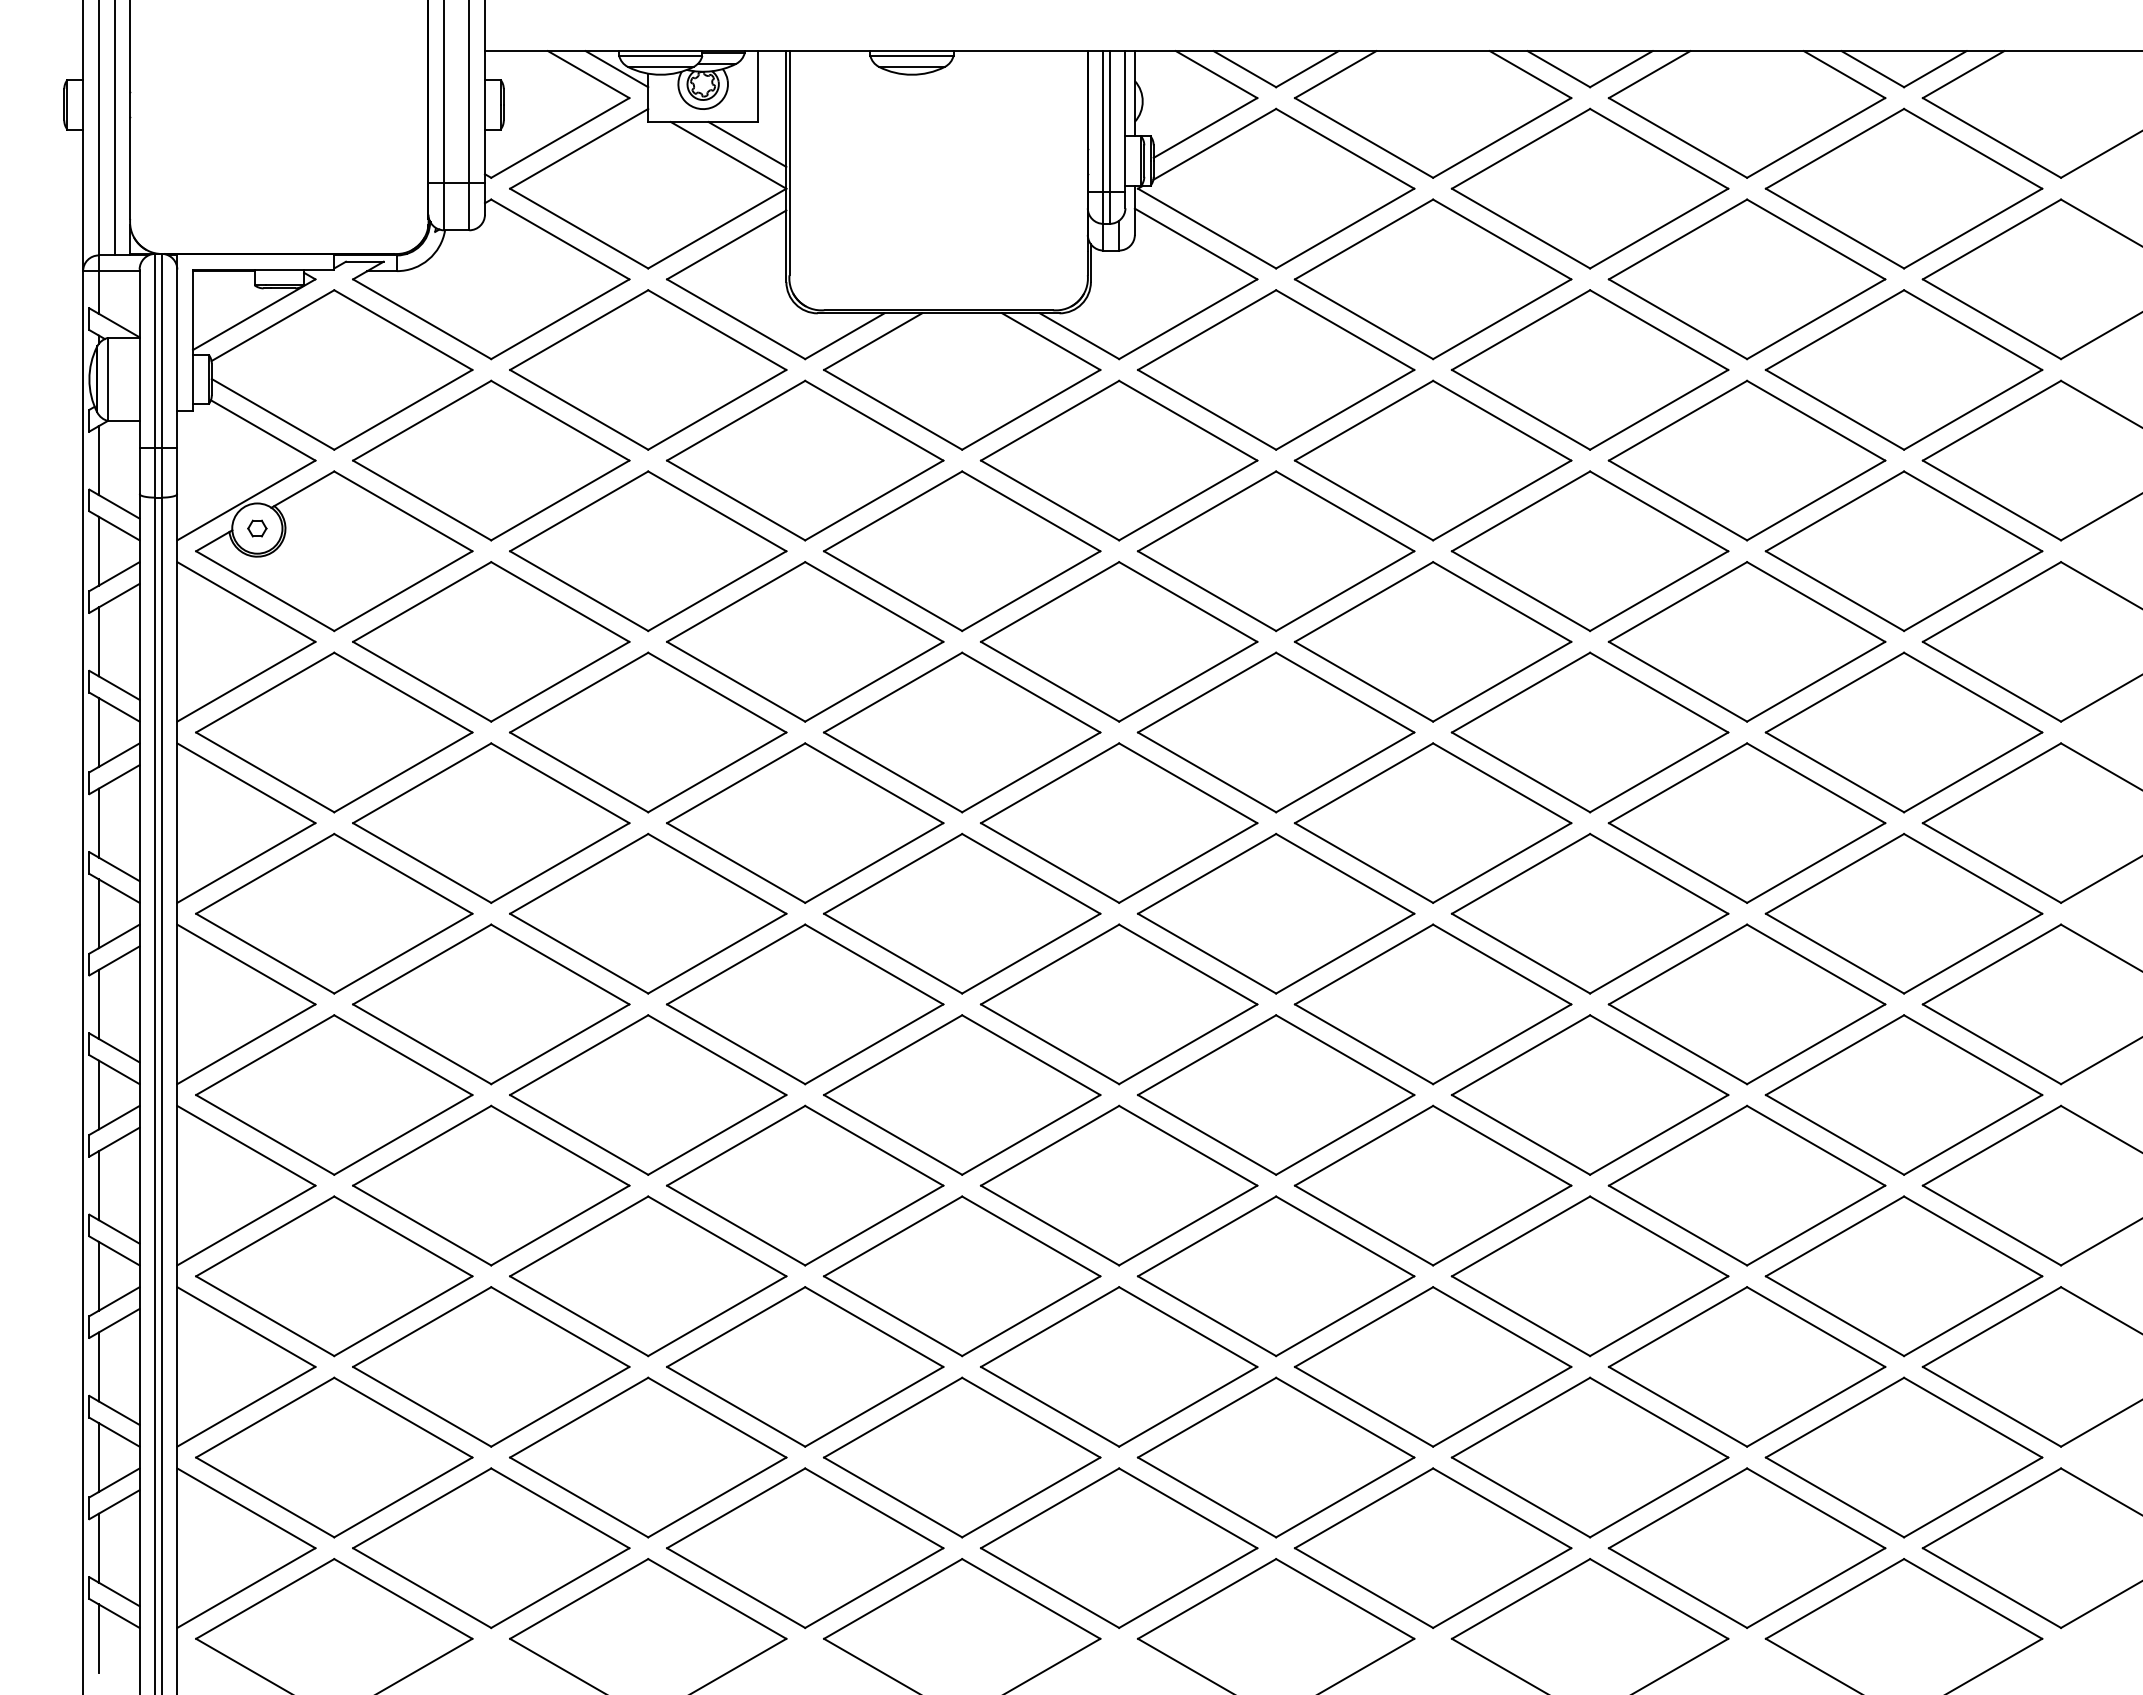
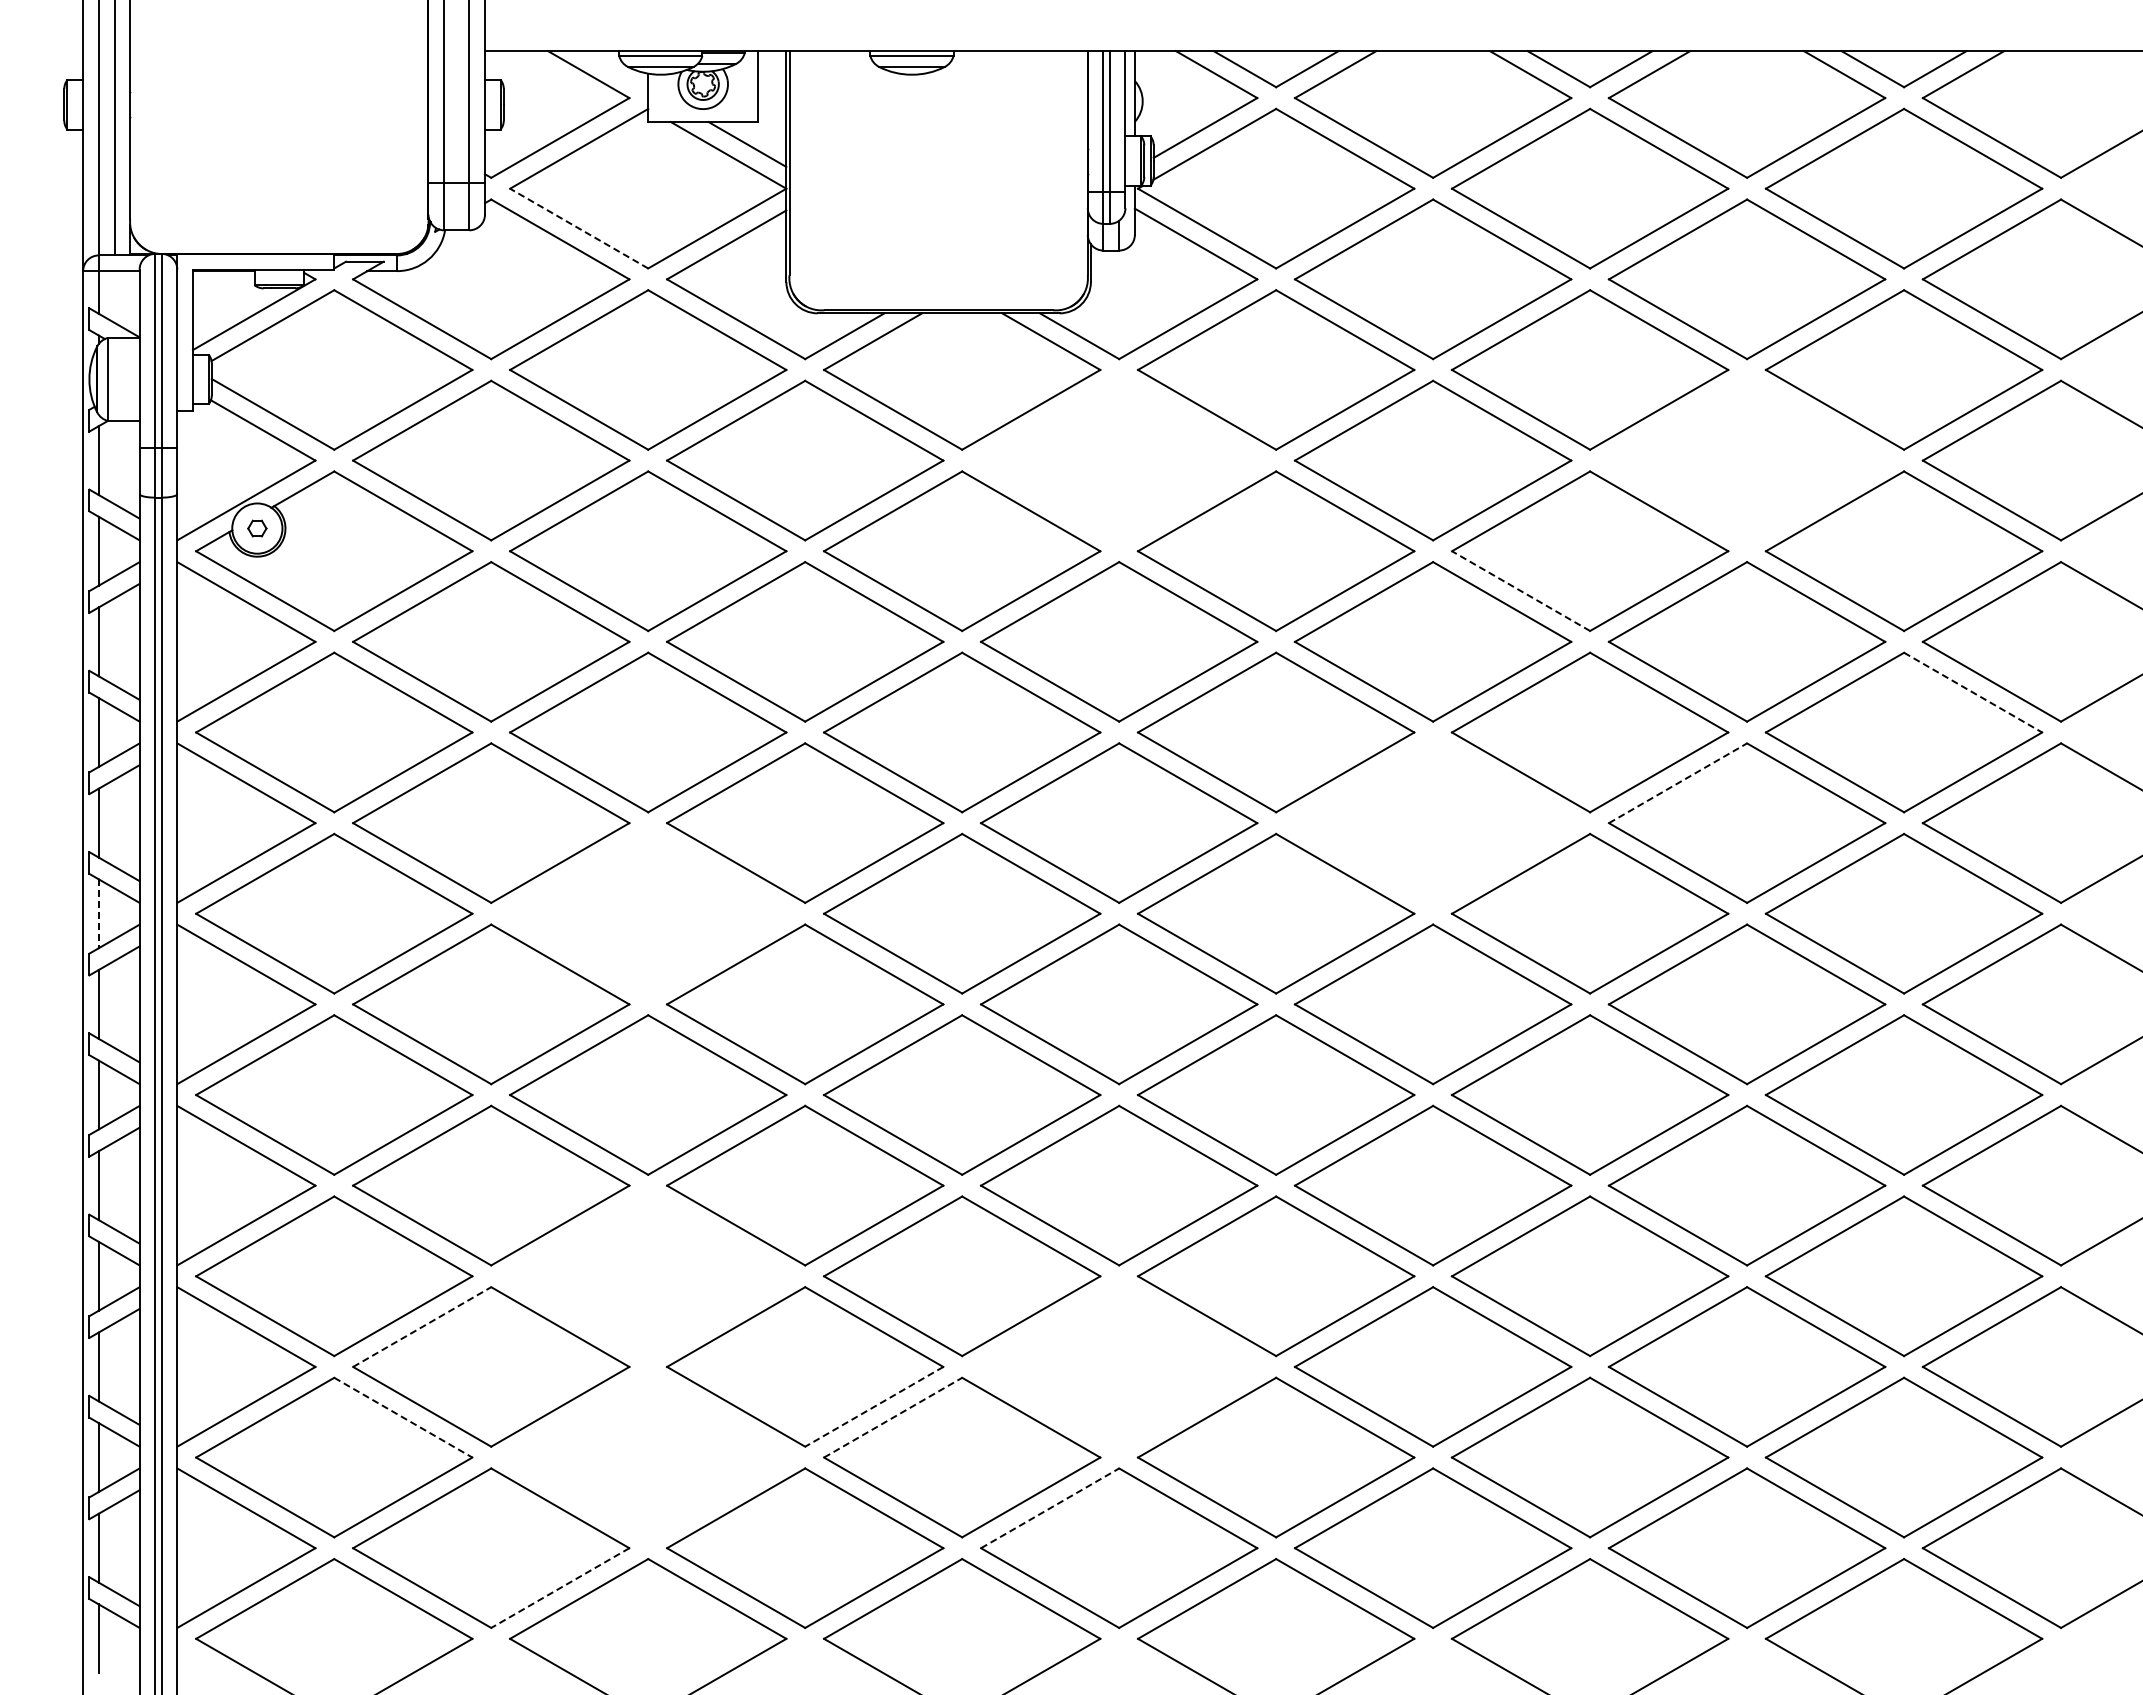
line: present -> none (616, 69)
line: solid -> dashed (579, 228)
part: present -> none (1118, 460)
part: present -> none (1746, 460)
line: solid -> dashed (1521, 591)
line: solid -> dashed (1973, 692)
line: solid -> dashed (1678, 783)
part: present -> none (1432, 822)
part: present -> none (648, 913)
line: solid -> dashed (98, 914)
part: present -> none (648, 1276)
line: solid -> dashed (422, 1327)
part: present -> none (1119, 1366)
line: solid -> dashed (874, 1406)
line: solid -> dashed (403, 1417)
line: solid -> dashed (893, 1417)
part: present -> none (648, 1457)
line: solid -> dashed (1050, 1508)
line: solid -> dashed (560, 1588)
